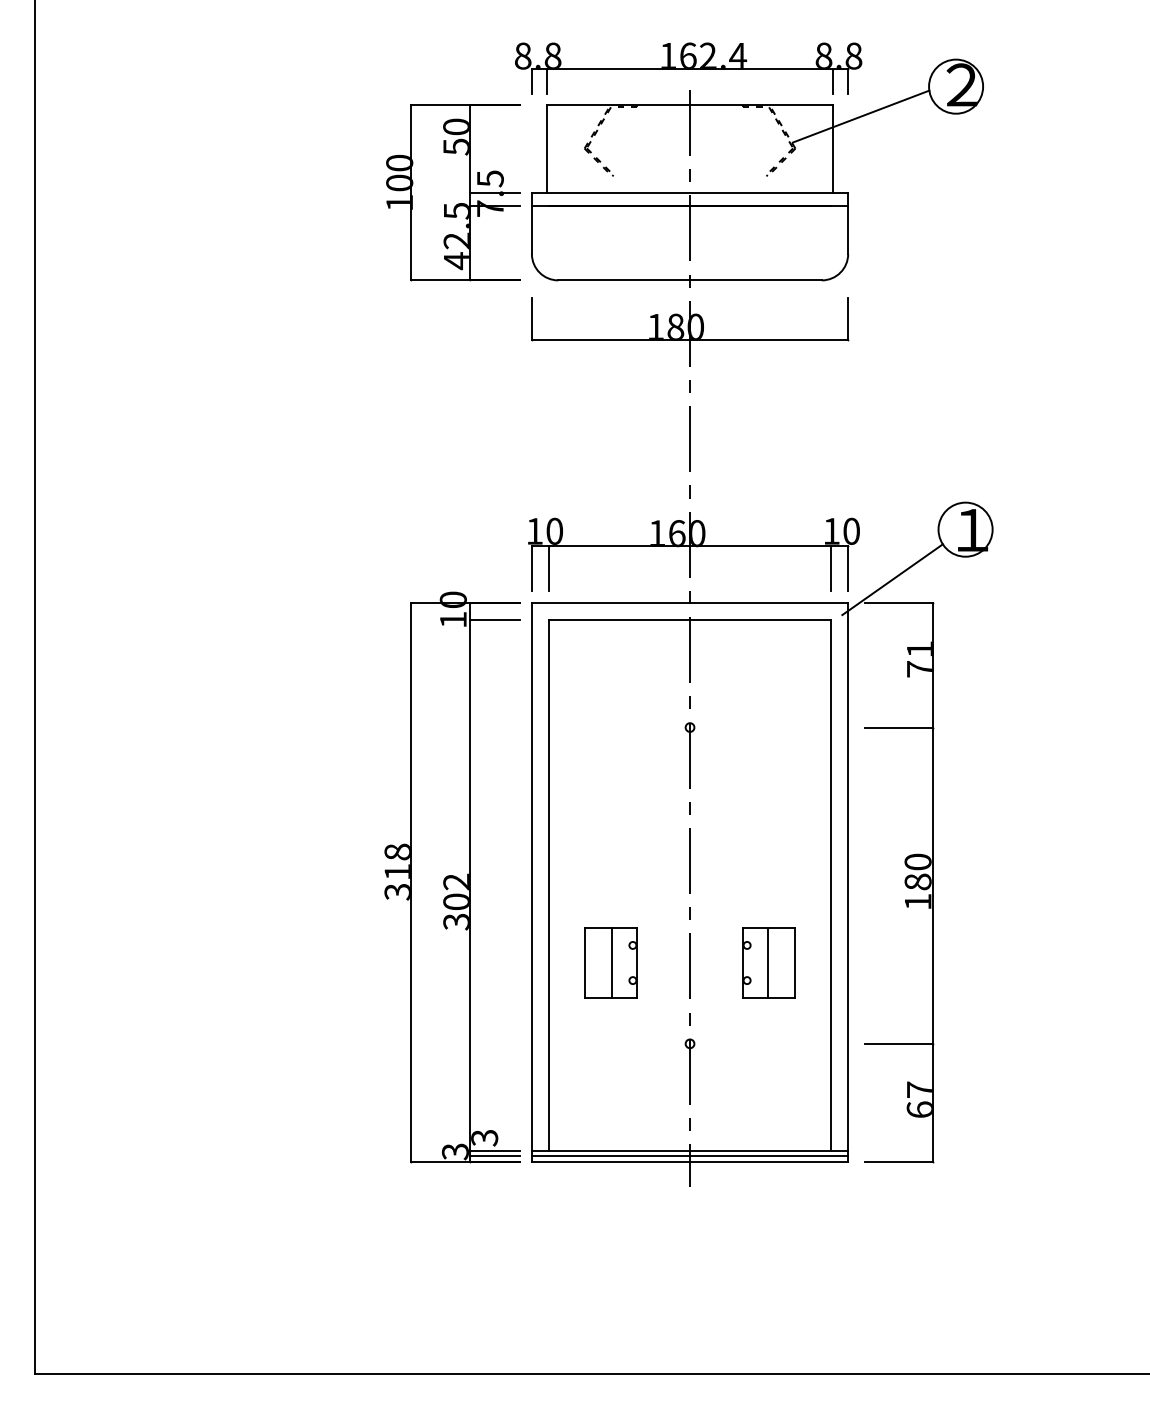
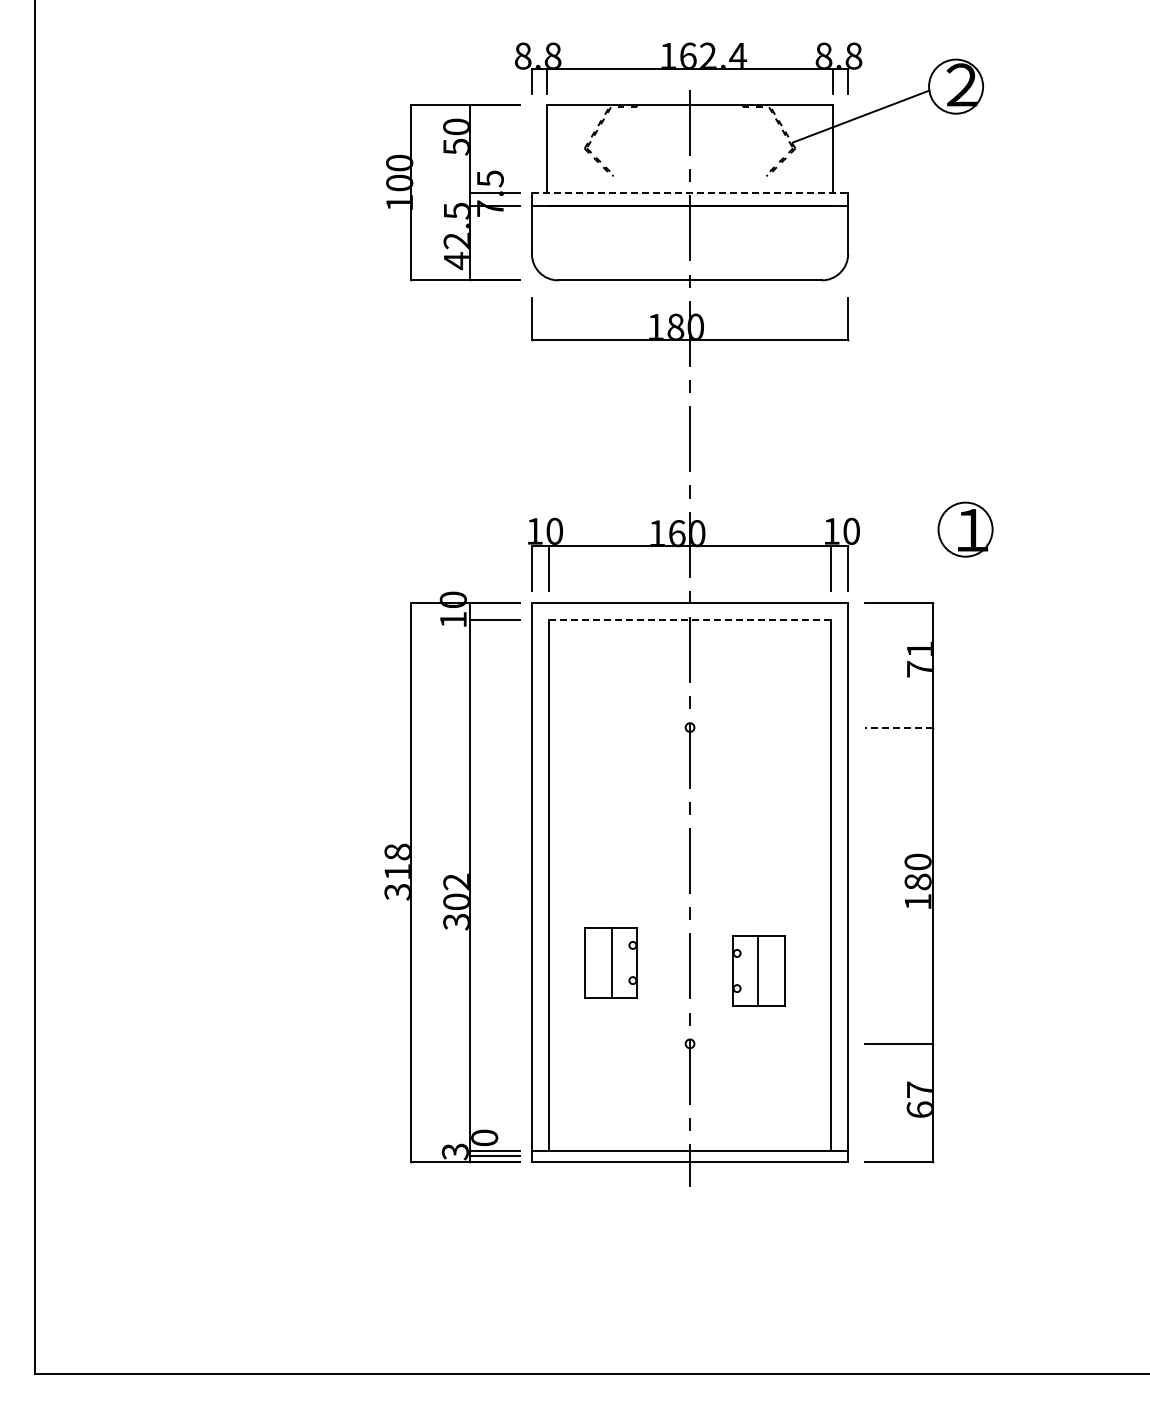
line: solid -> dashed (690, 192)
line: present -> none (892, 579)
line: solid -> dashed (690, 620)
line: solid -> dashed (898, 727)
part position: (768, 962) -> (758, 970) (758, 970)
text: 3 -> 0 (484, 1137)
line: present -> none (689, 1156)
